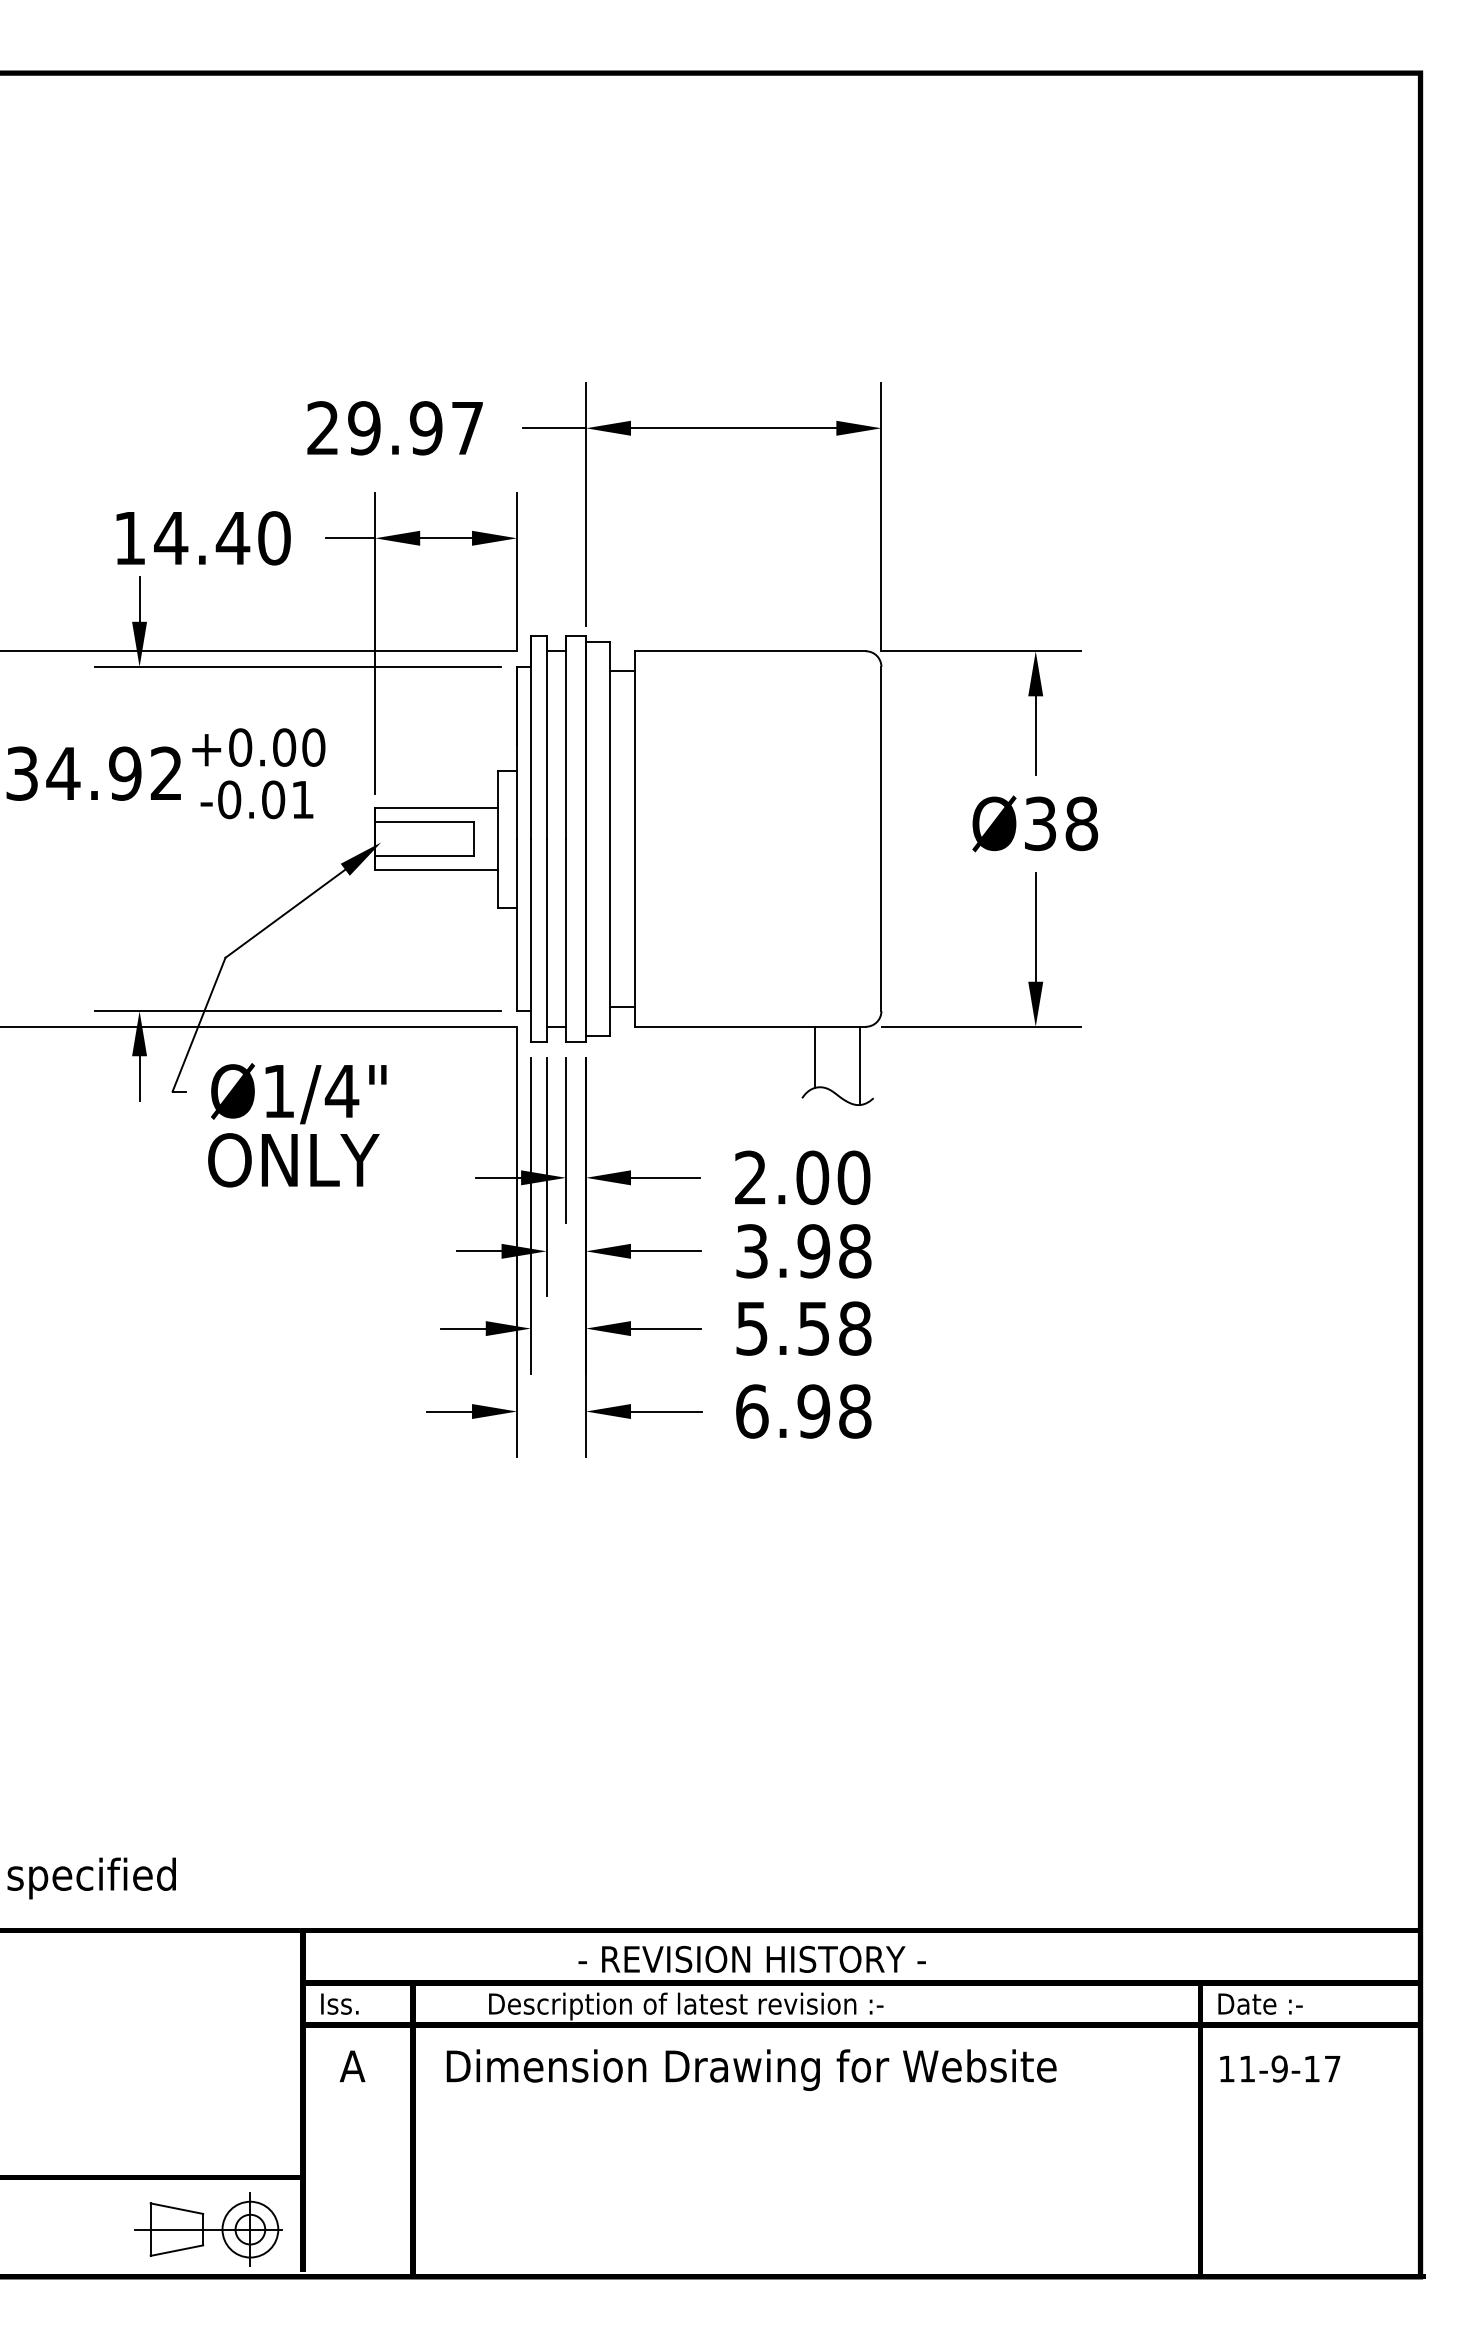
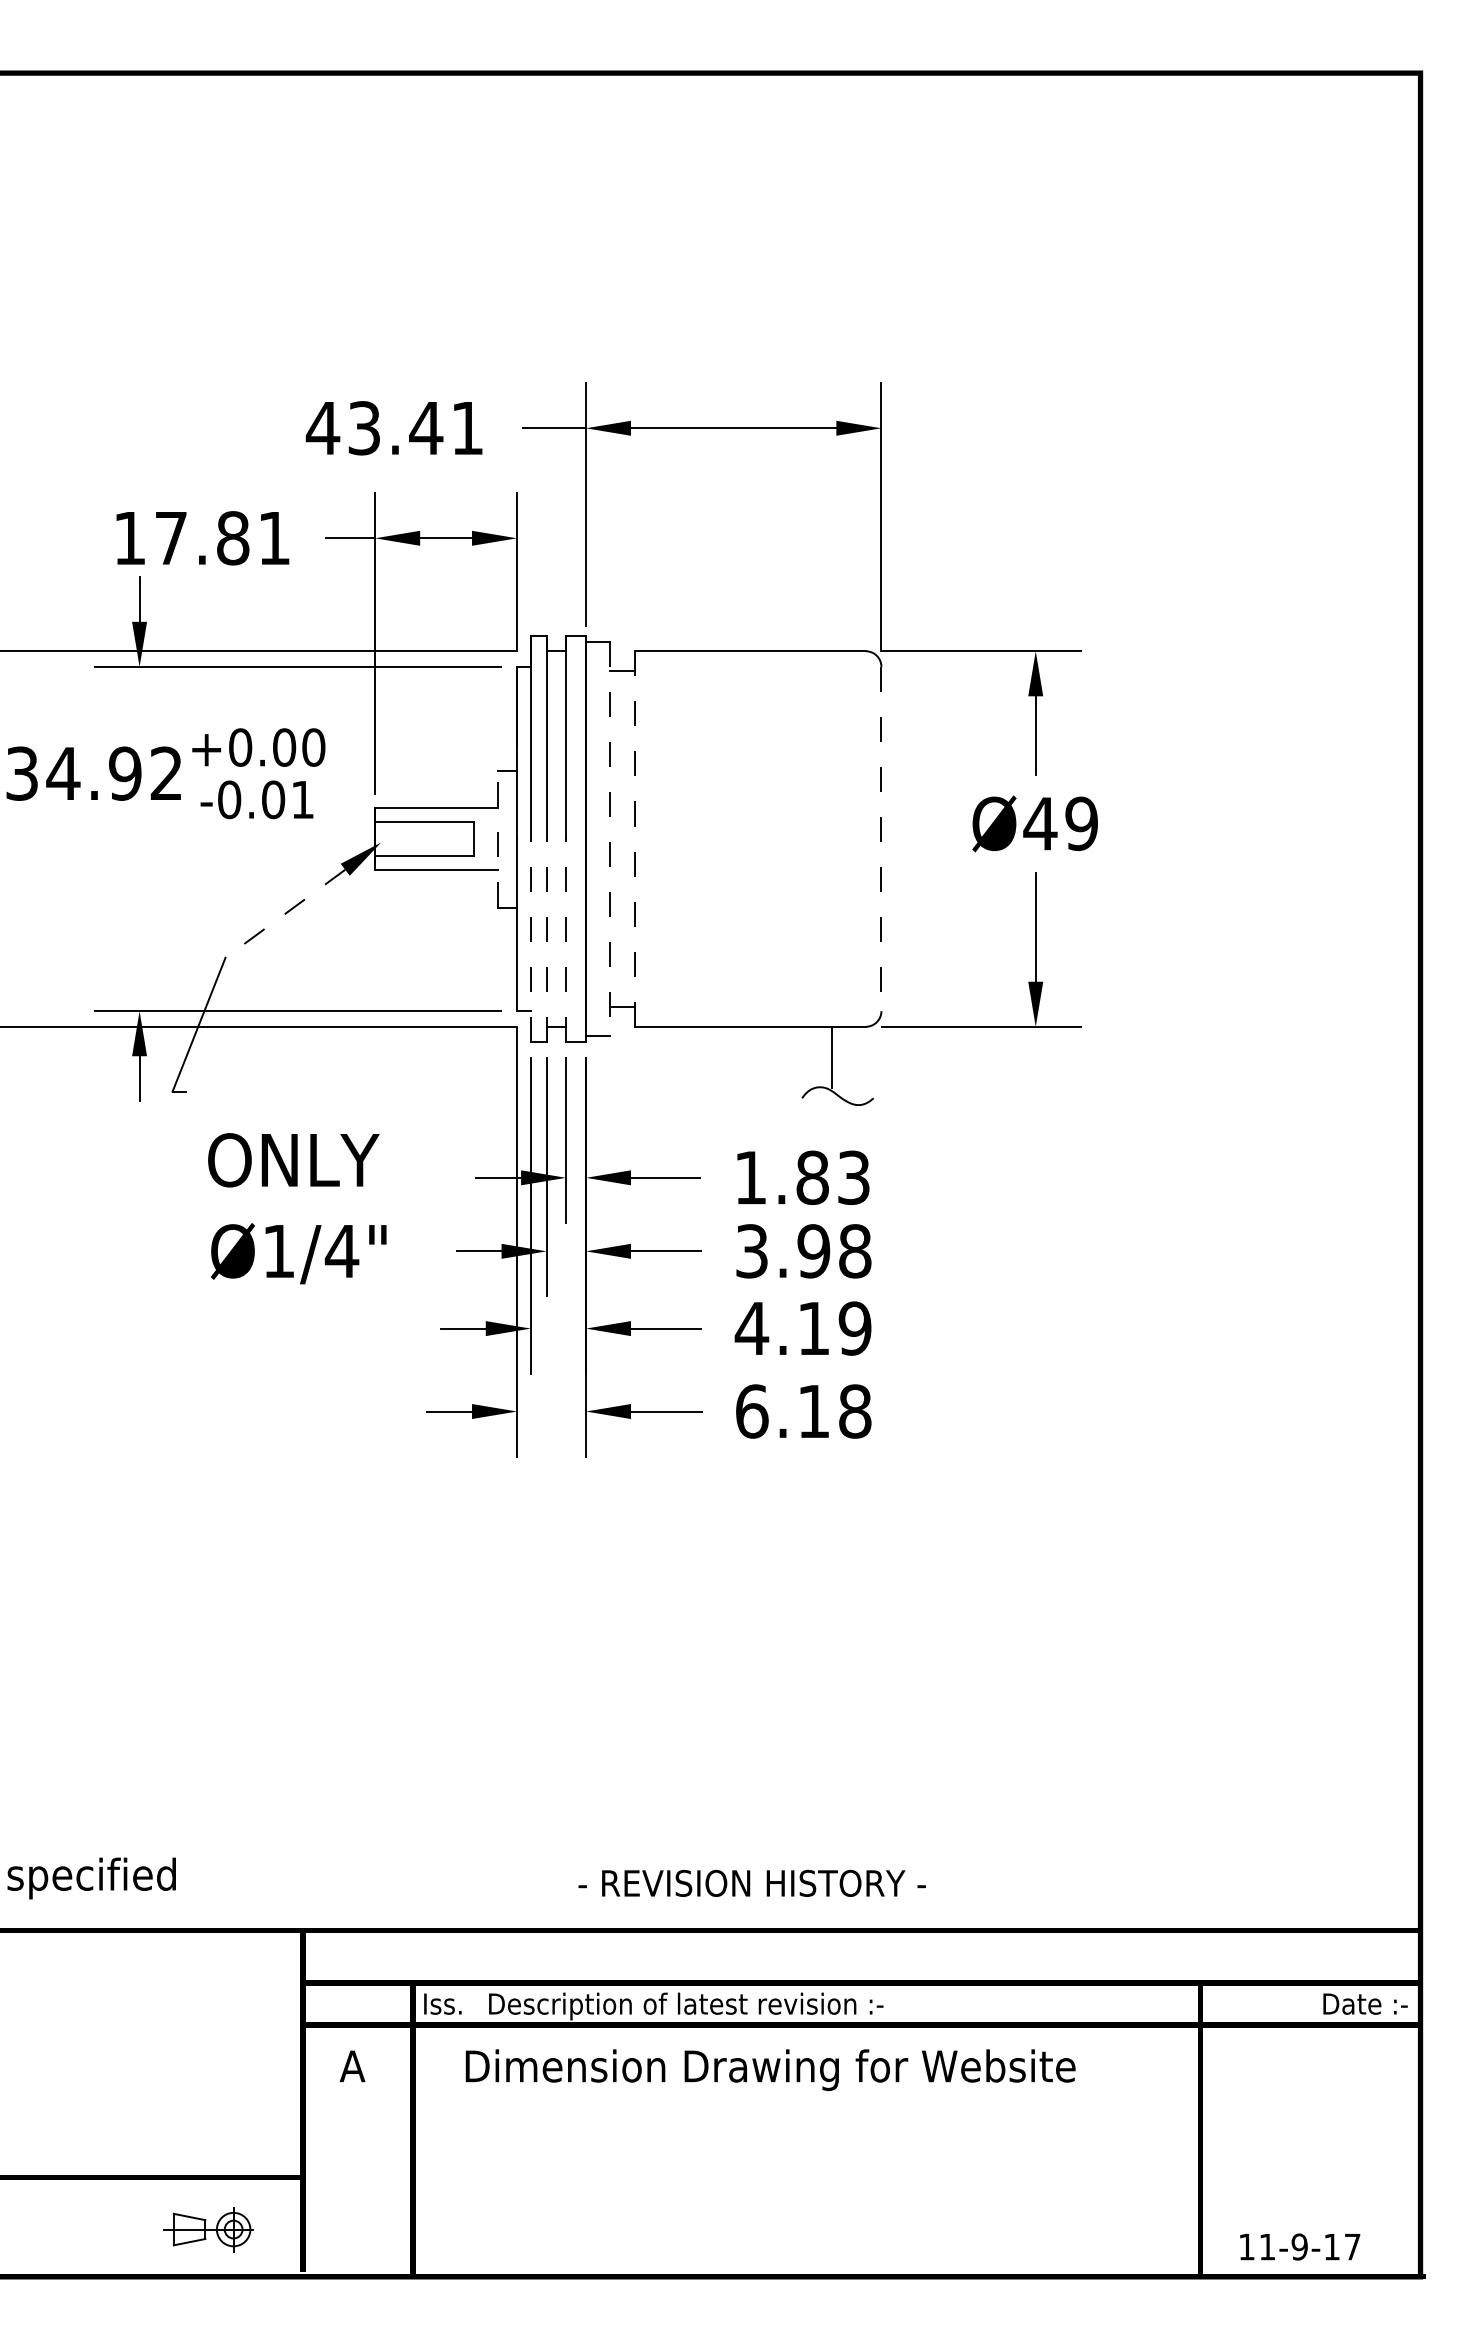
text: 29.97 -> 43.41 (393, 428)
text: 14.40 -> 17.81 (222, 538)
text: Ø38 -> Ø49 (1060, 823)
line: solid -> dashed (498, 838)
line: solid -> dashed (610, 839)
line: solid -> dashed (635, 839)
line: solid -> dashed (881, 839)
line: solid -> dashed (284, 914)
line: solid -> dashed (530, 940)
line: solid -> dashed (546, 940)
line: solid -> dashed (566, 940)
line position: (814, 1057) -> (831, 1057) (831, 1057)
line: present -> none (860, 1065)
text position: (298, 1093) -> (298, 1253) (298, 1253)
text: 2.00 -> 1.83 (802, 1177)
text: 5.58 -> 4.19 (802, 1328)
text: 6.98 -> 6.18 (813, 1411)
text position: (751, 1958) -> (751, 1882) (751, 1882)
text position: (339, 2003) -> (442, 2003) (442, 2003)
text position: (1260, 2003) -> (1365, 2003) (1365, 2003)
text position: (1280, 2068) -> (1300, 2246) (1300, 2246)
text position: (751, 2069) -> (770, 2069) (770, 2069)
part size: 149x75 px -> 91x46 px (208, 2229)
